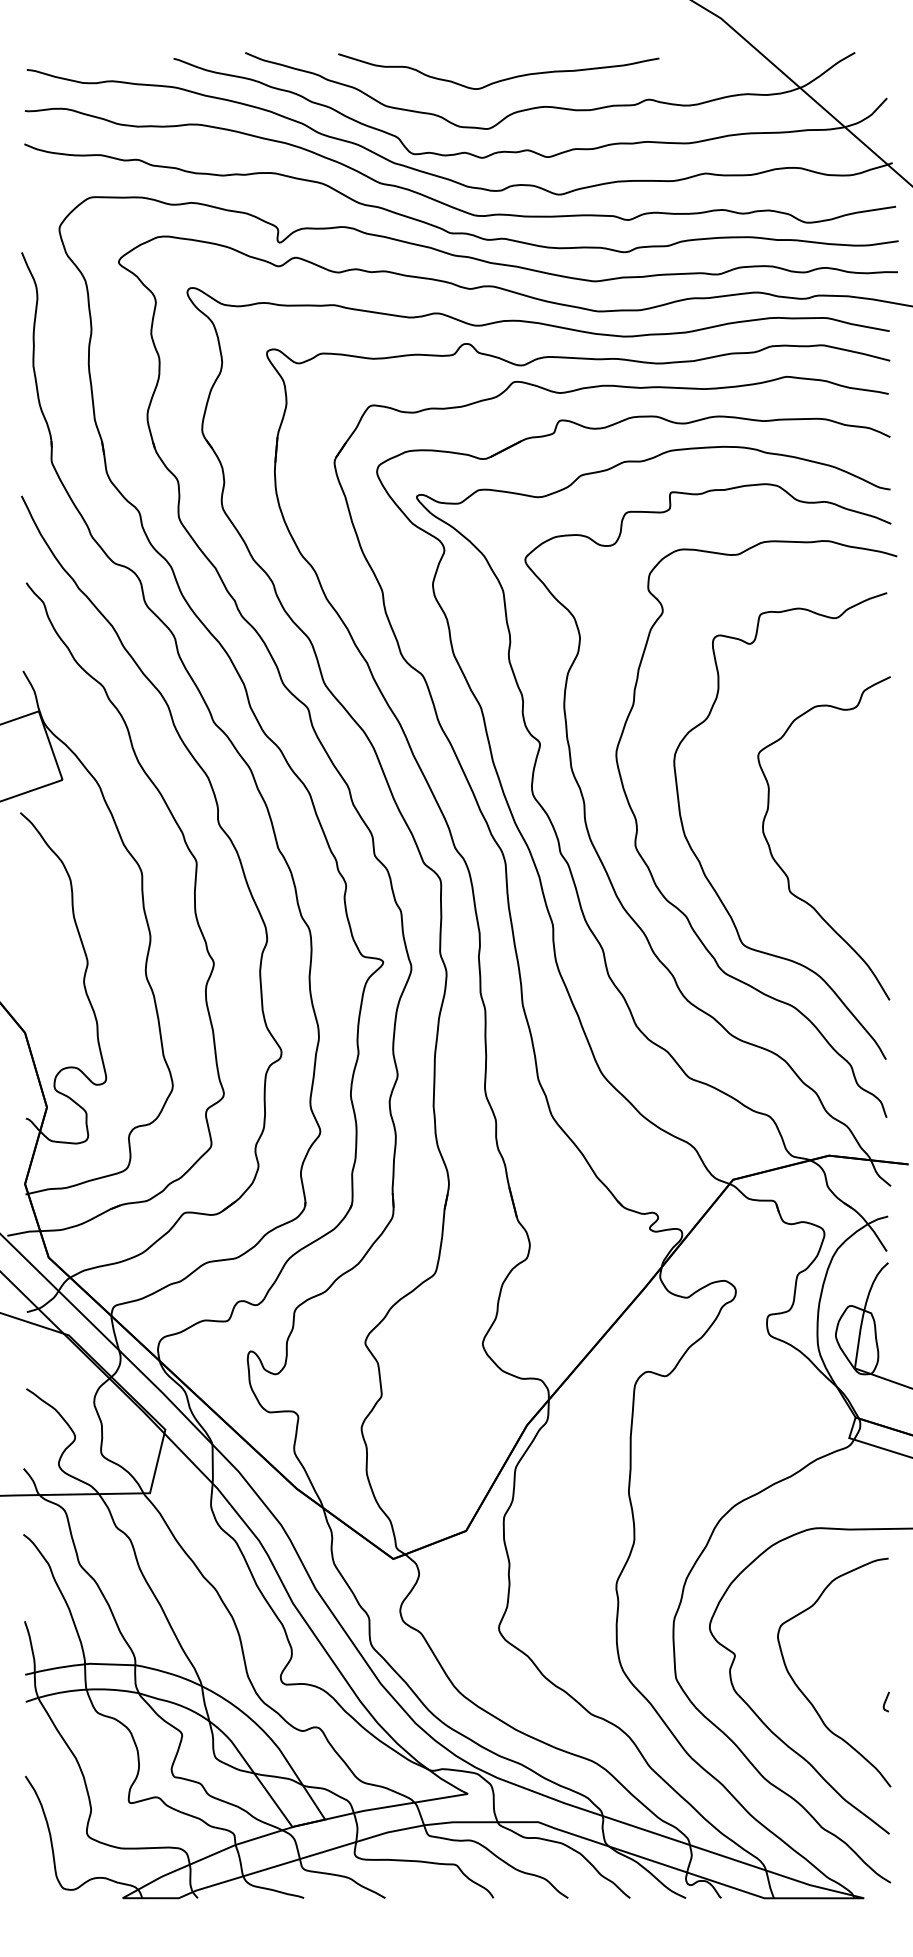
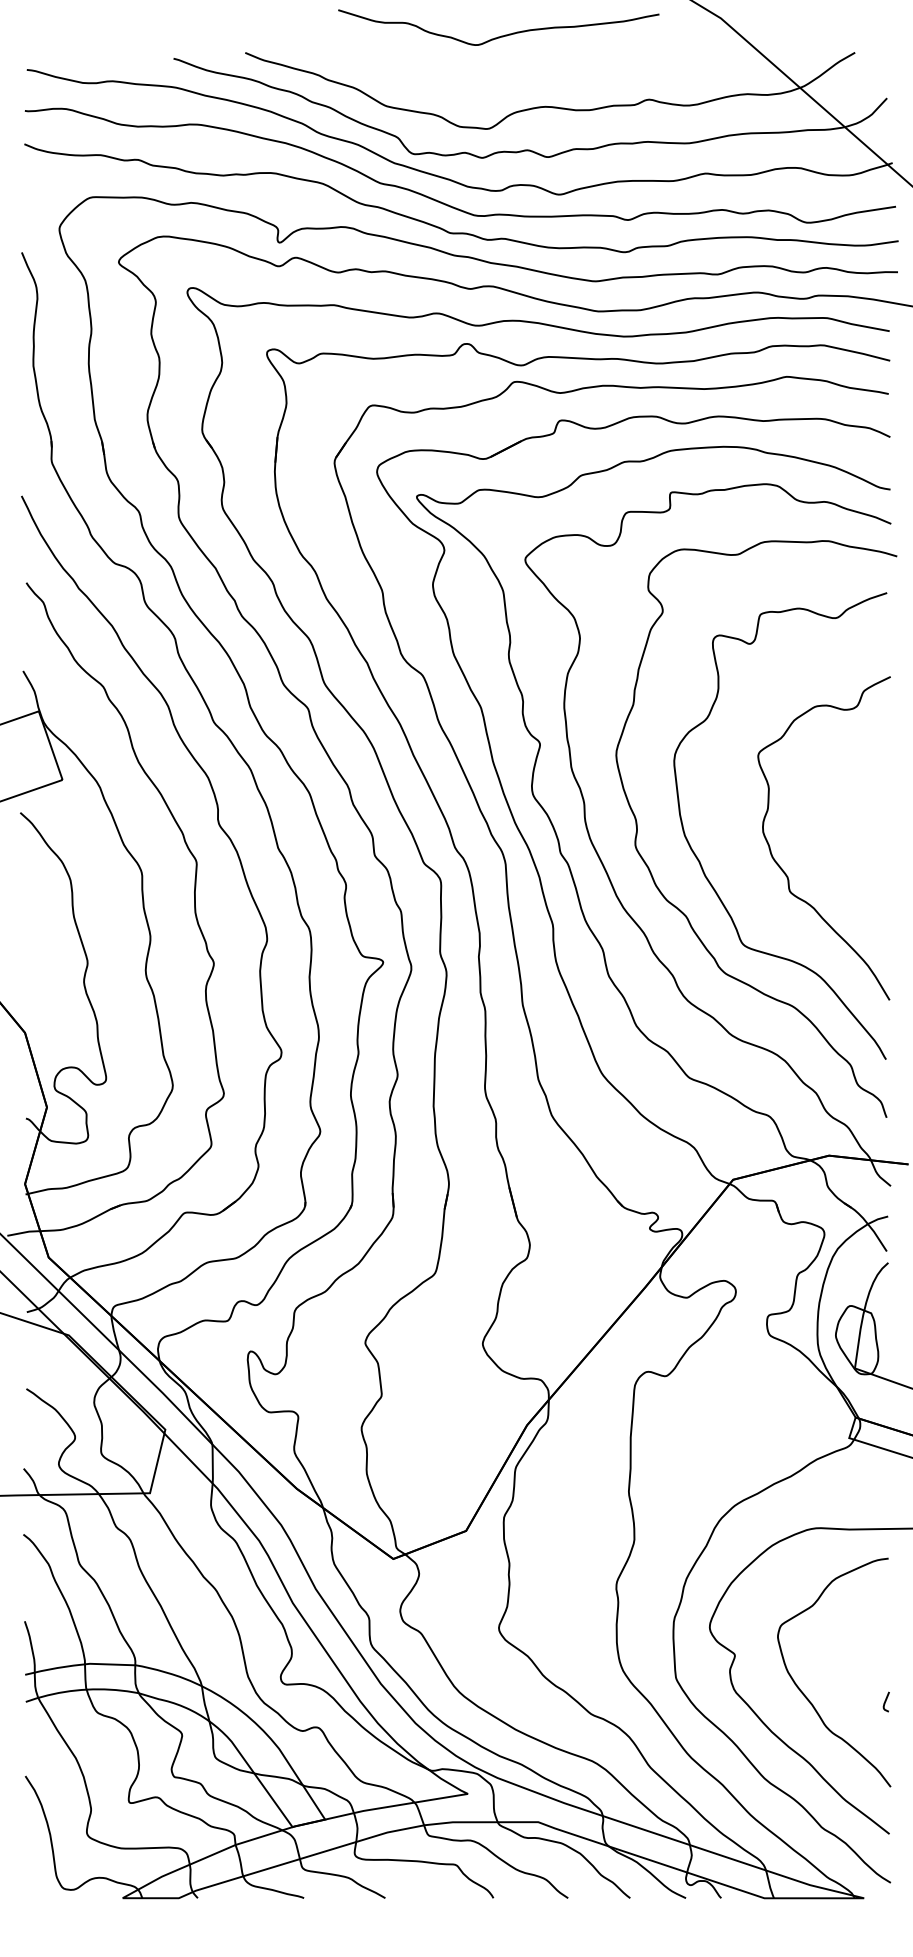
curve position: (501, 79) -> (501, 35) (501, 35)
